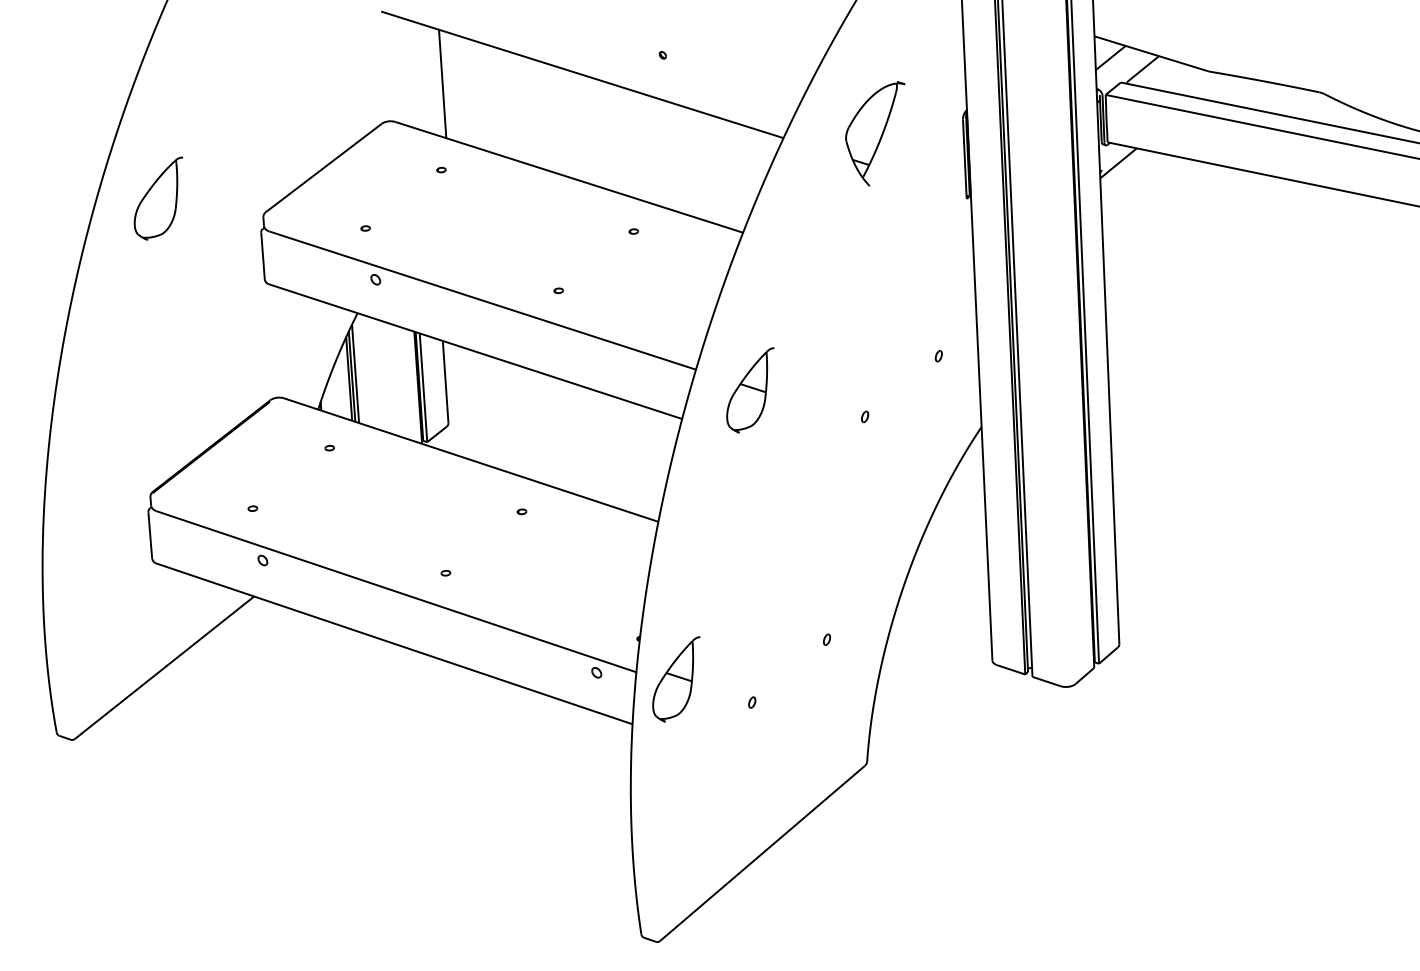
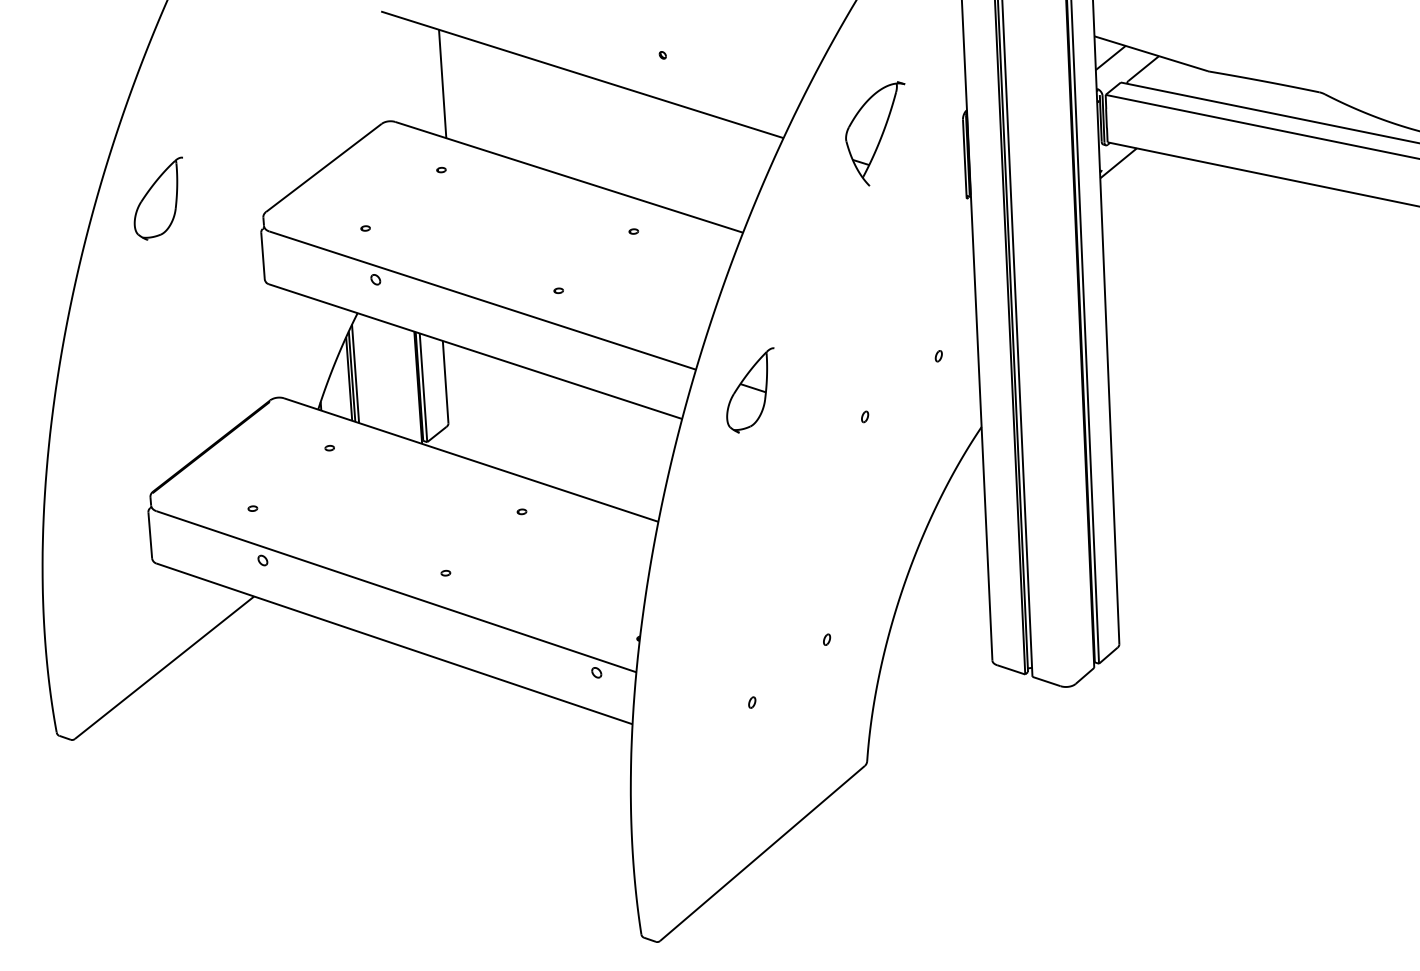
part: present -> none (676, 679)
